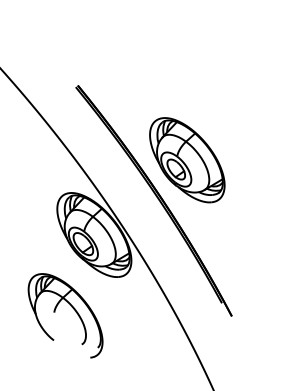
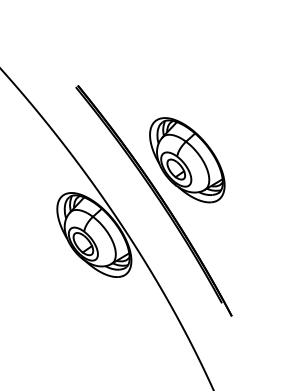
part: present -> none (72, 308)
